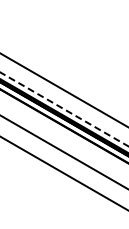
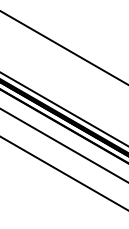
line position: (63, 89) -> (63, 47) (63, 47)
line: dashed -> solid (64, 109)
line position: (63, 151) -> (63, 145) (63, 145)
